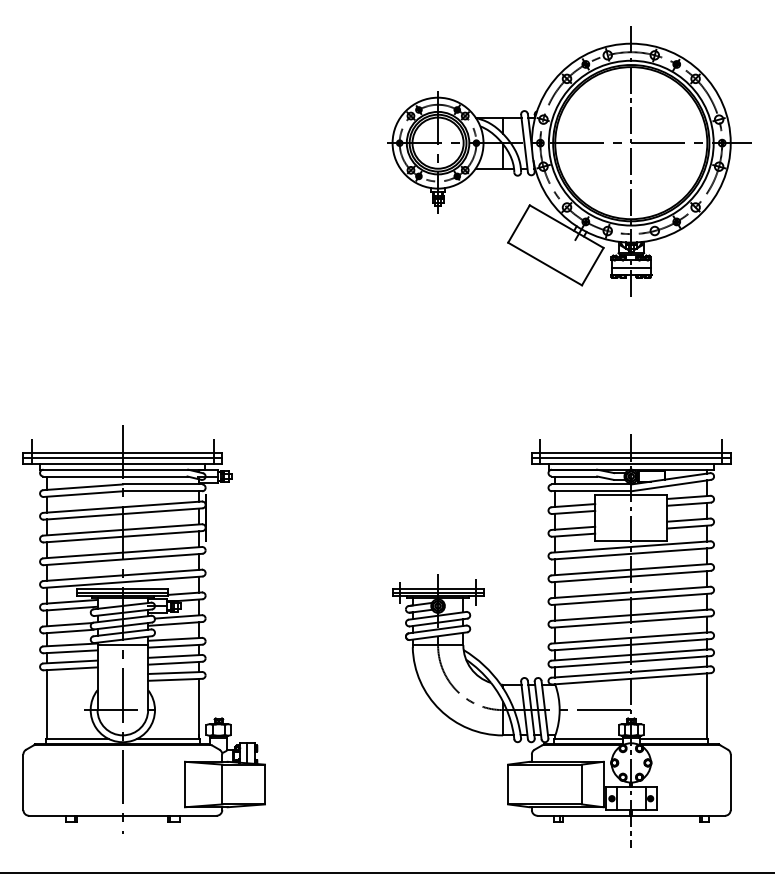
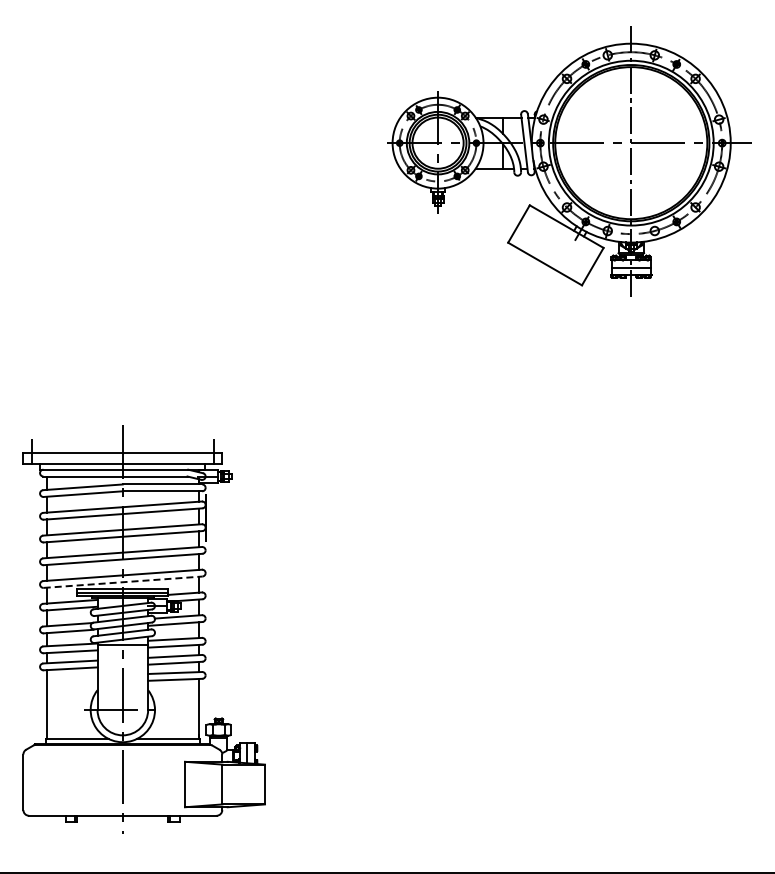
line: present -> none (122, 458)
line: solid -> dashed (123, 582)
part: present -> none (561, 640)
